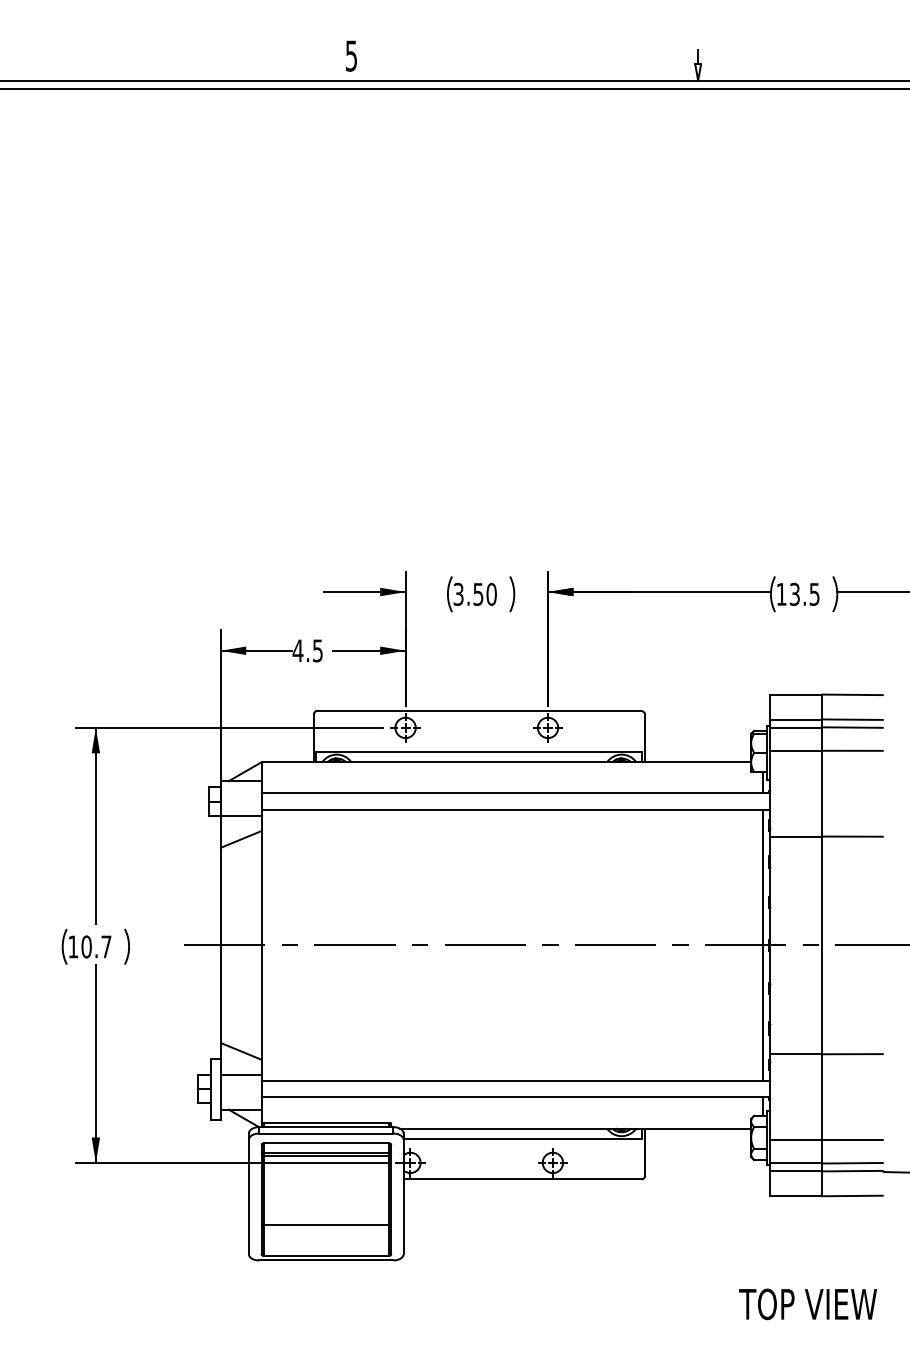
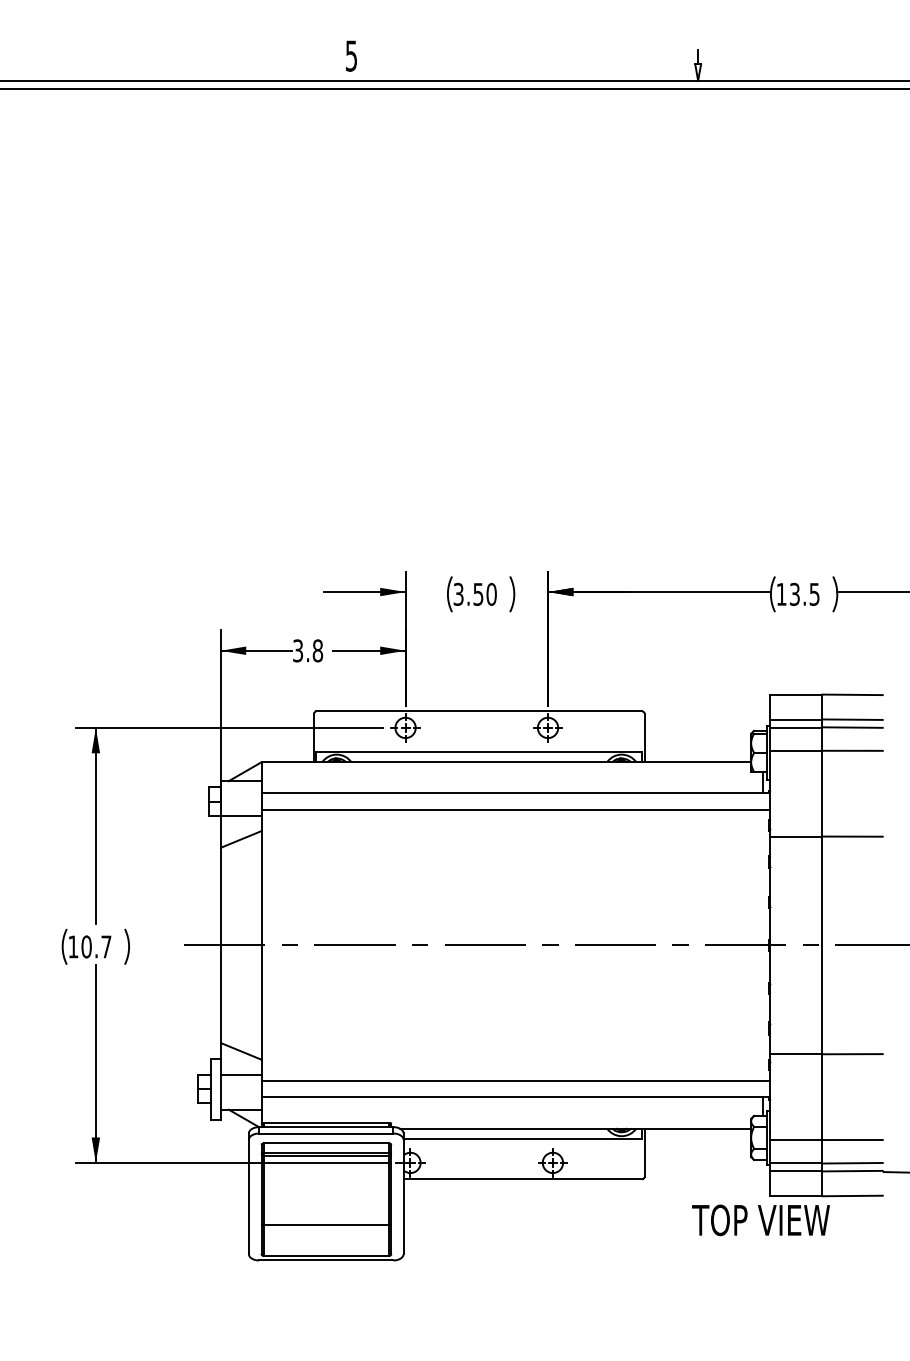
text: 4.5 -> 3.8 (307, 650)
line: present -> none (763, 945)
text position: (807, 1304) -> (760, 1220) (760, 1220)
